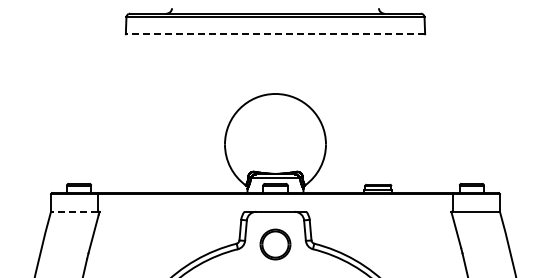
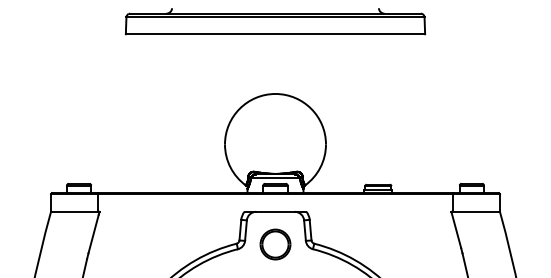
line: dashed -> solid (275, 34)
line: dashed -> solid (75, 211)
